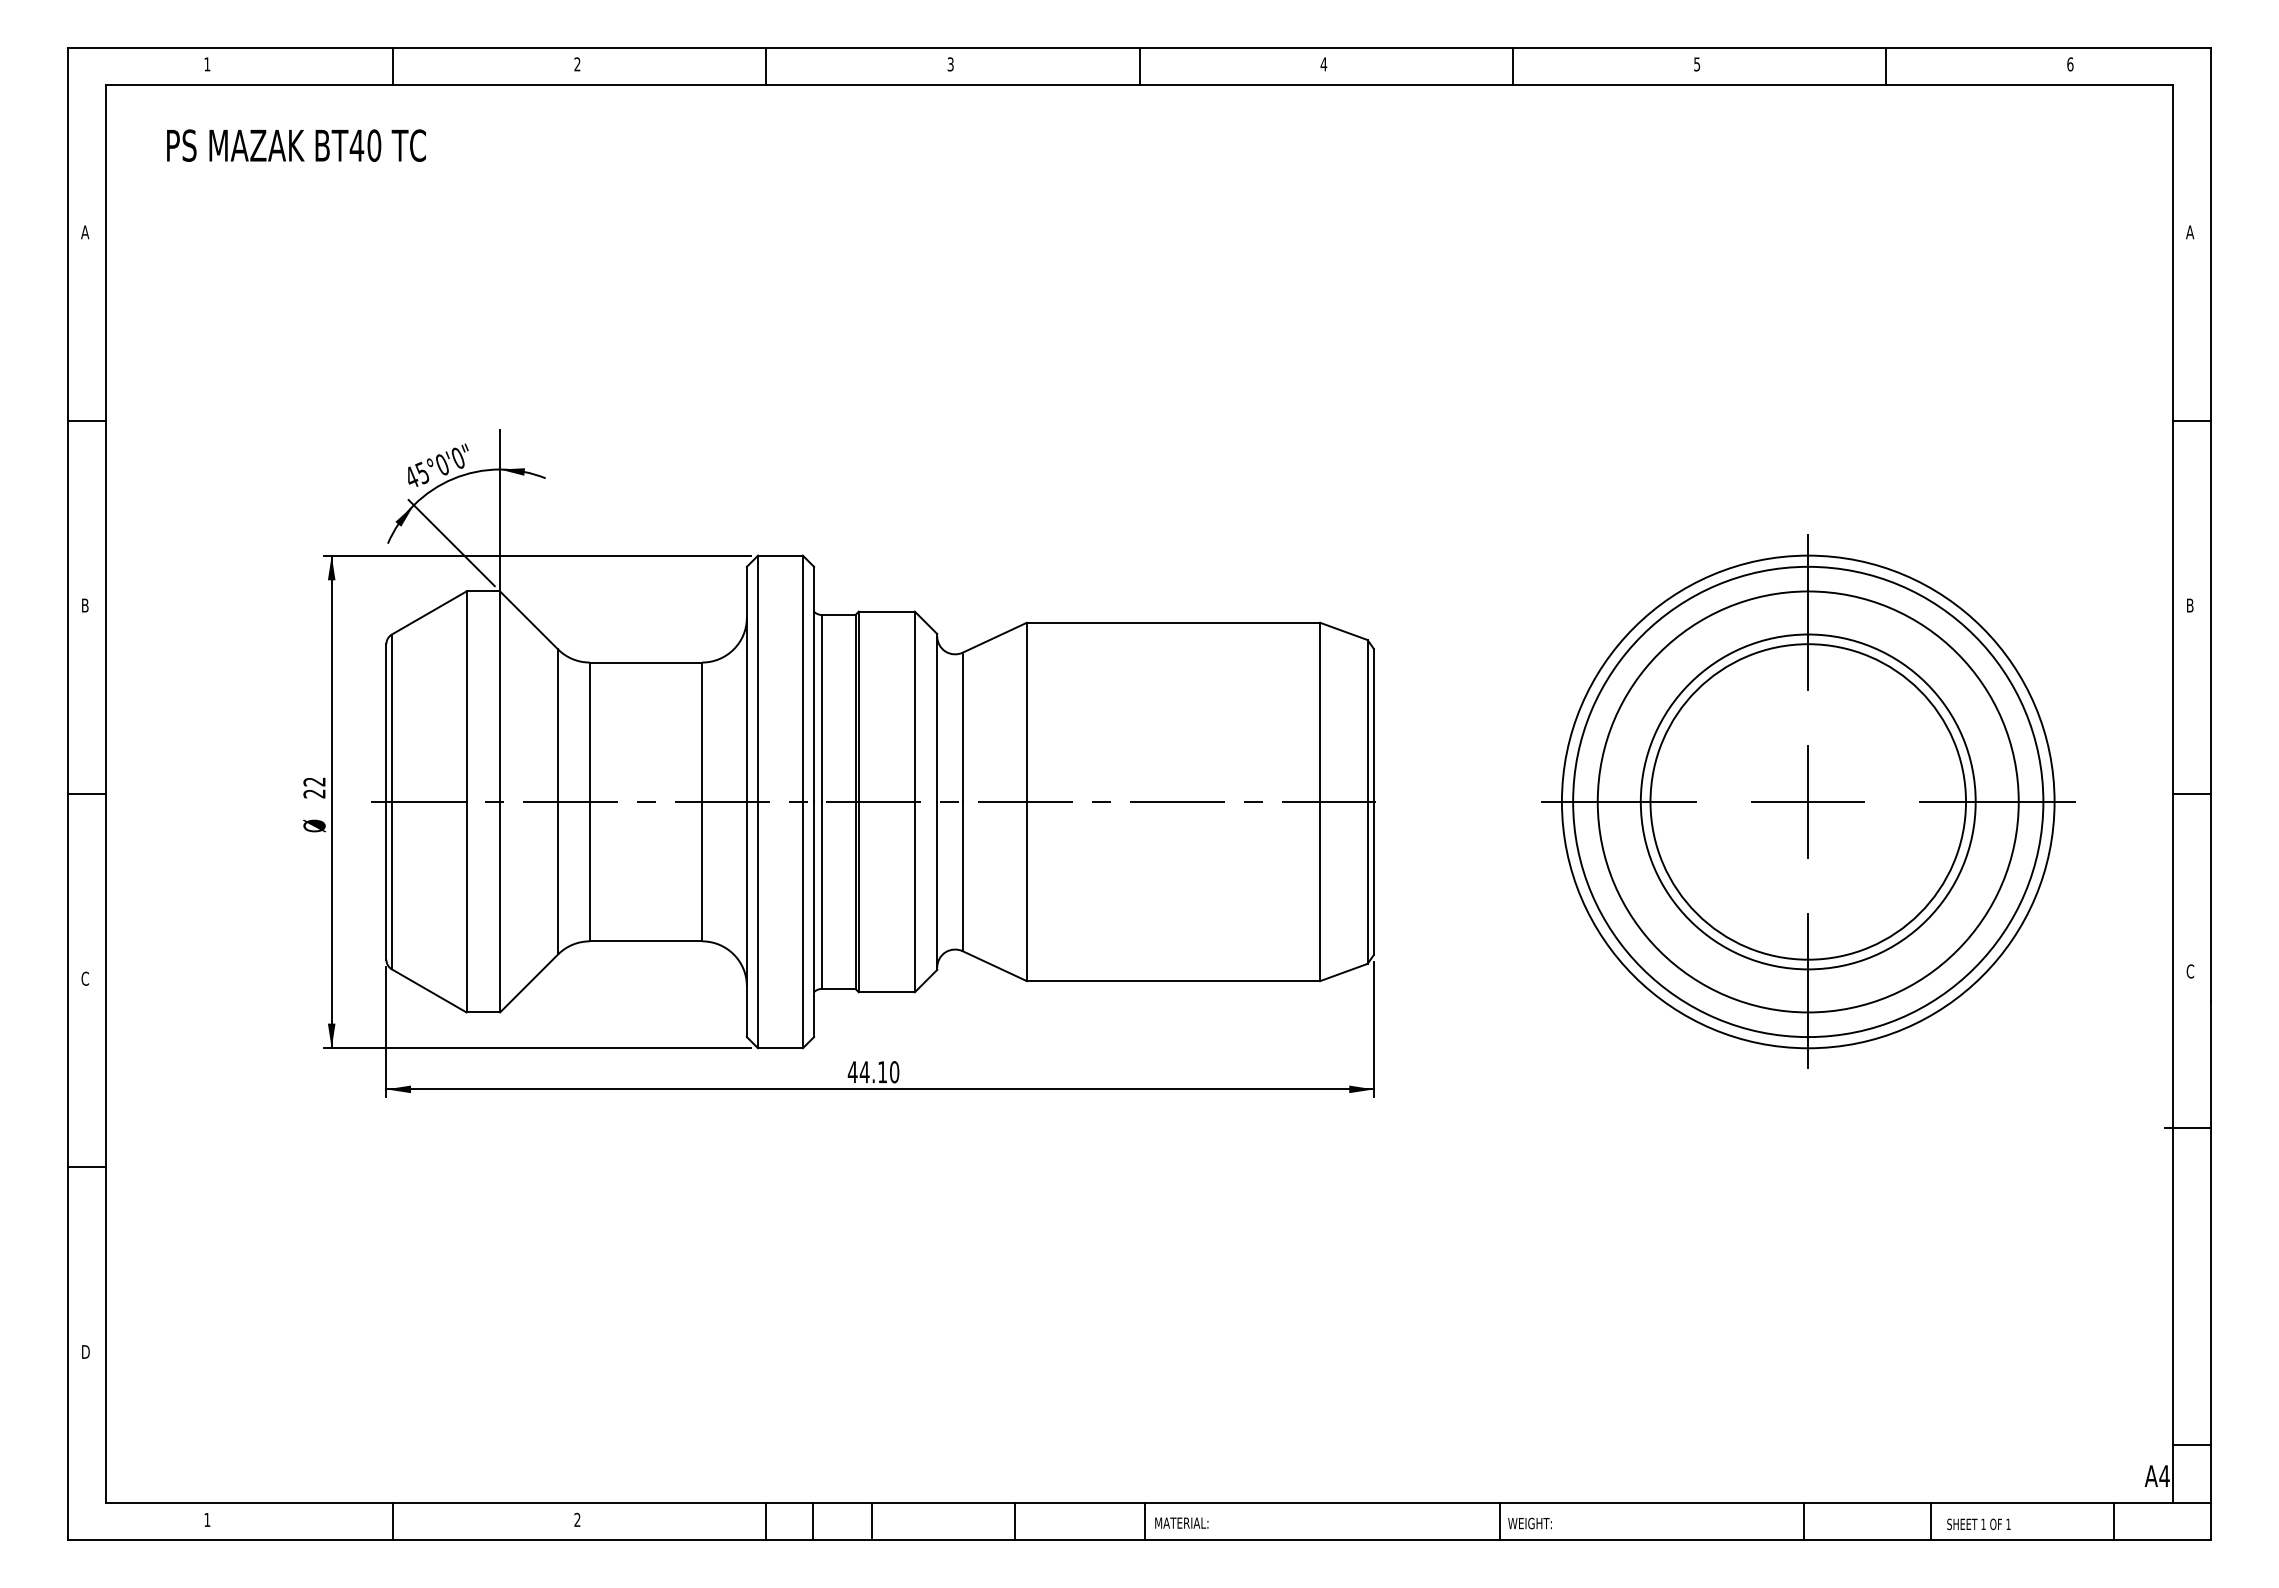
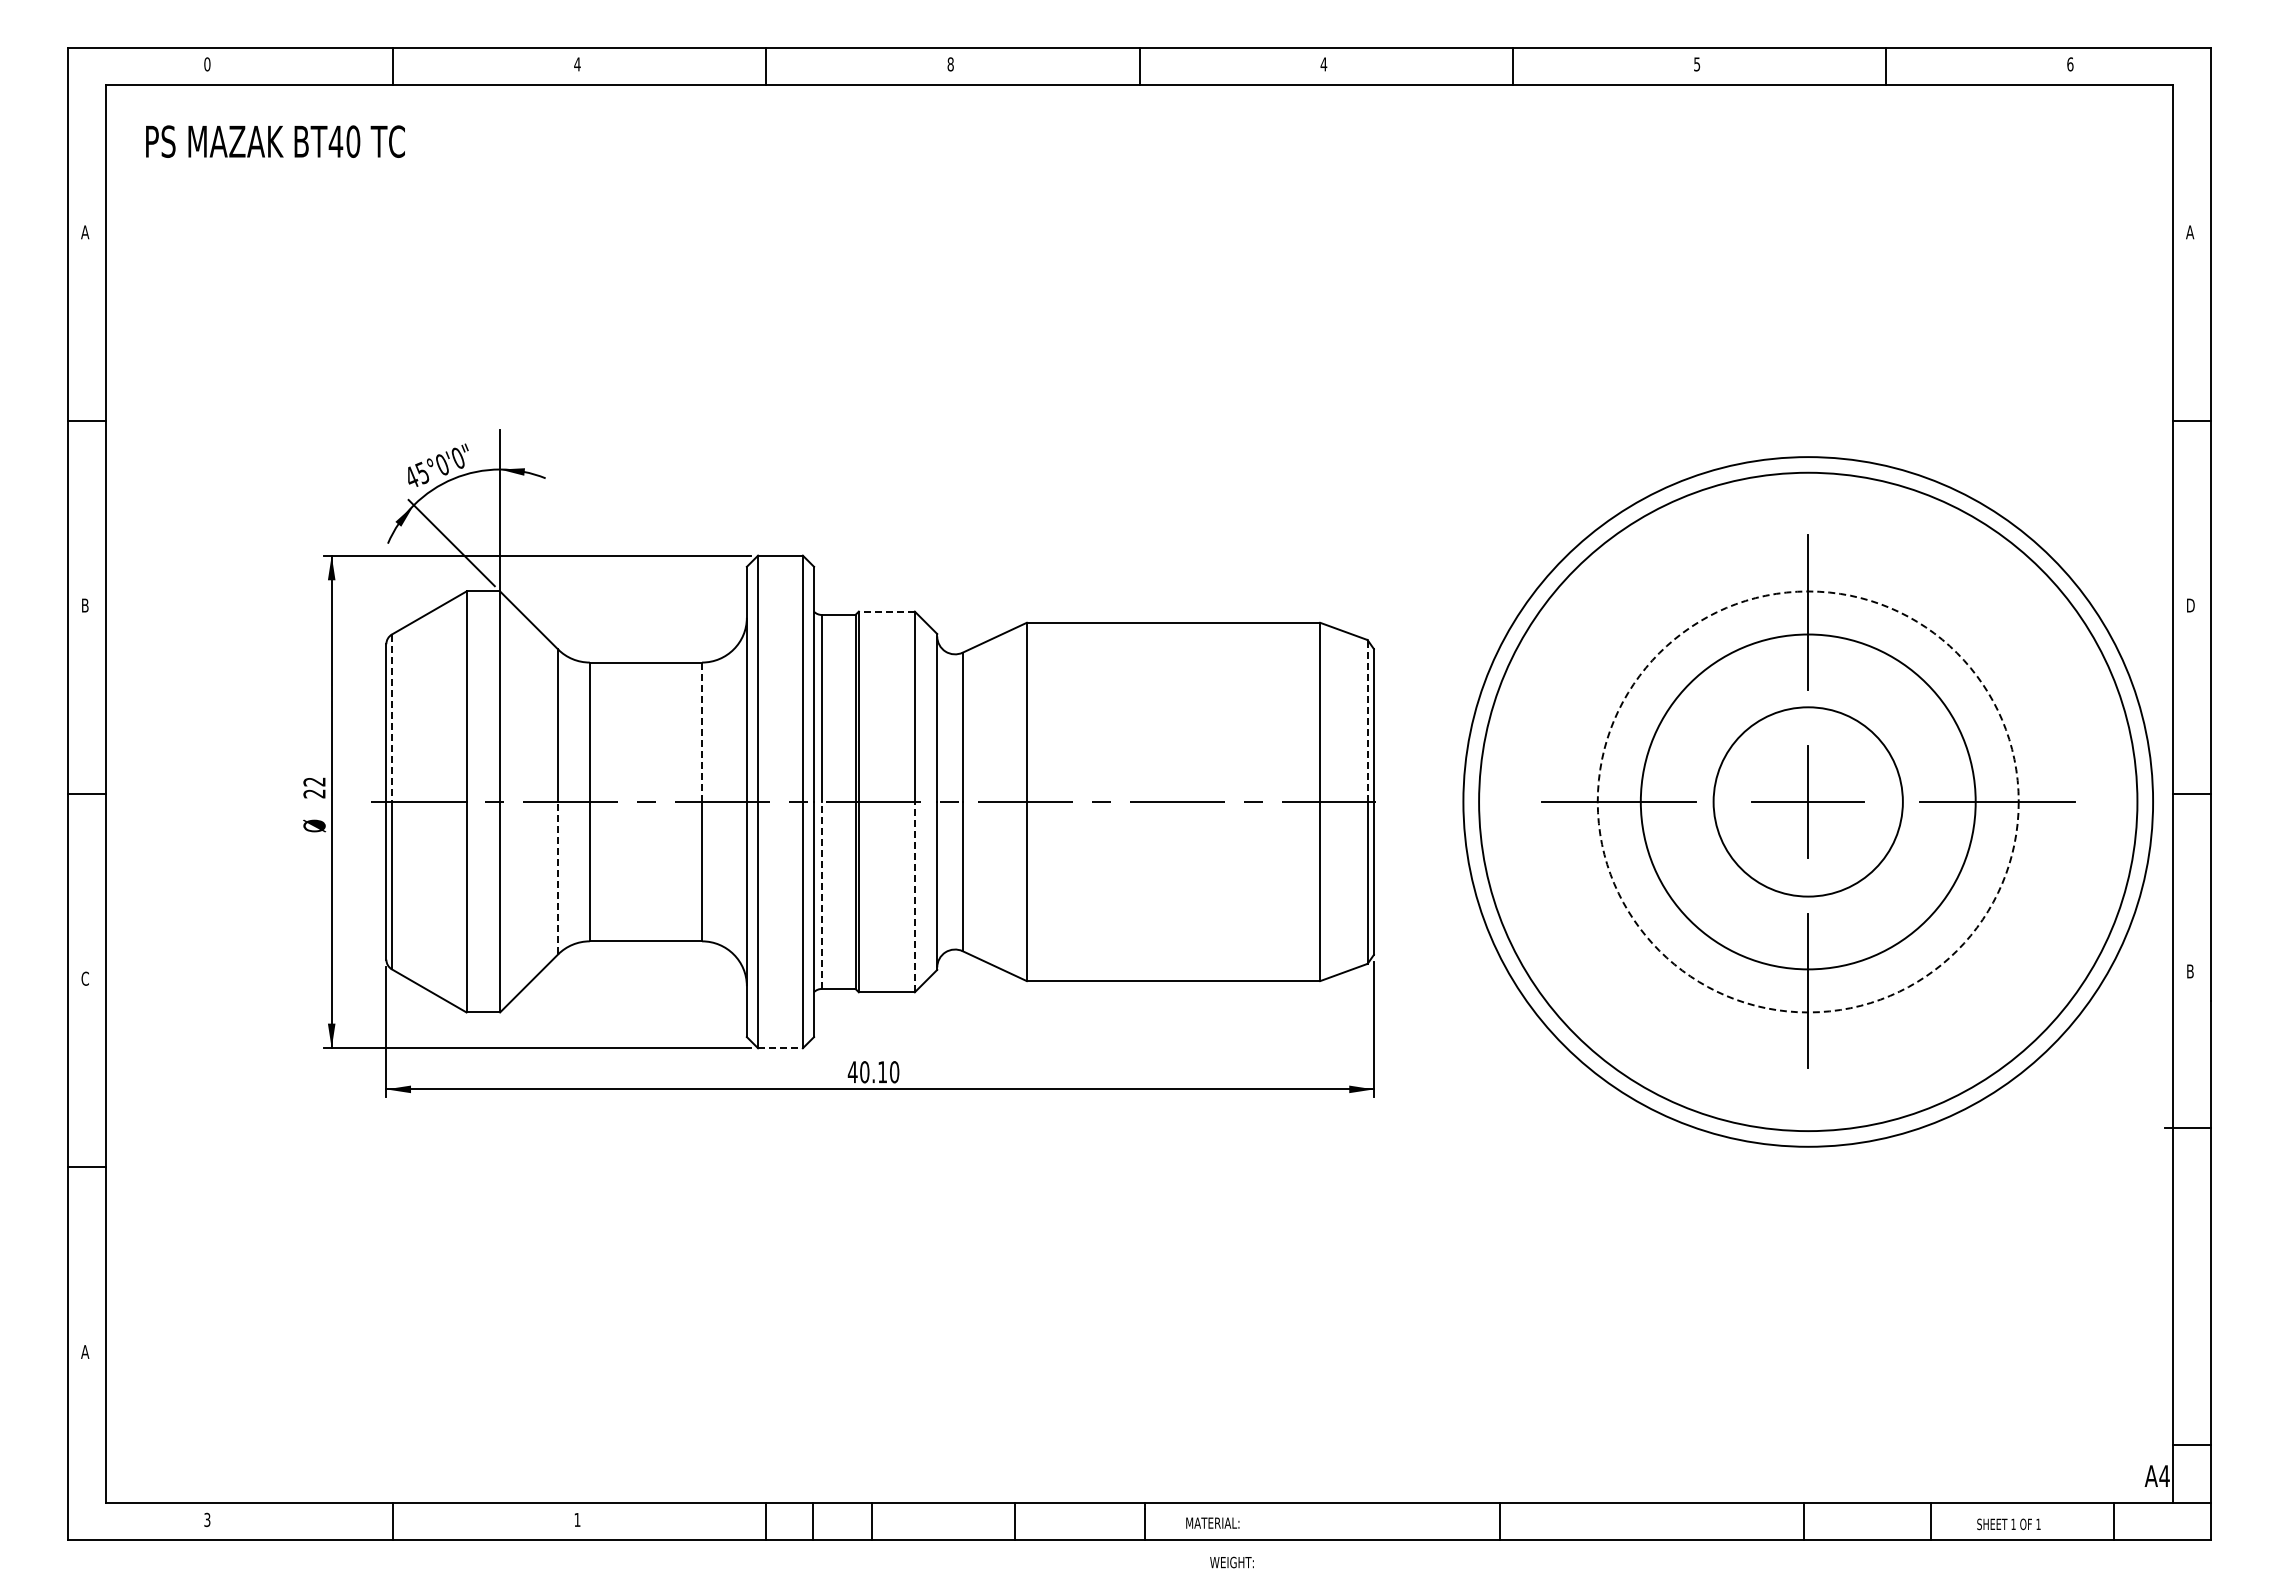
text: 1 -> 0 (207, 64)
text: 2 -> 4 (577, 64)
text: 3 -> 8 (950, 64)
text position: (296, 145) -> (275, 141) (275, 141)
text: B -> D (2191, 605)
line: solid -> dashed (886, 611)
line: solid -> dashed (391, 718)
line: solid -> dashed (1367, 721)
line: solid -> dashed (702, 732)
circle diameter: 493 px -> 690 px (1808, 801)
circle: solid -> dashed (1807, 801)
circle diameter: 315 px -> 189 px (1807, 801)
circle diameter: 470 px -> 658 px (1808, 801)
line: solid -> dashed (558, 877)
line: solid -> dashed (821, 894)
line: solid -> dashed (914, 896)
text: C -> B (2190, 971)
line: solid -> dashed (780, 1048)
text: 44.10 -> 40.10 (864, 1072)
text: D -> A (85, 1351)
text: 1 -> 3 (207, 1519)
text: 2 -> 1 (577, 1519)
text position: (1181, 1522) -> (1212, 1522) (1212, 1522)
text position: (1529, 1523) -> (1231, 1562) (1231, 1562)
text position: (1978, 1524) -> (2008, 1524) (2008, 1524)
